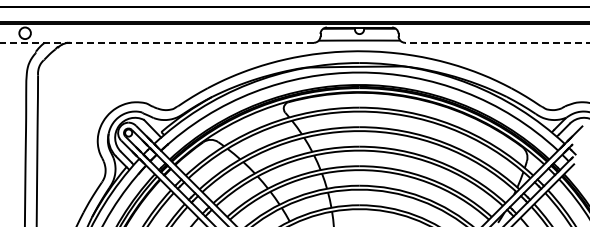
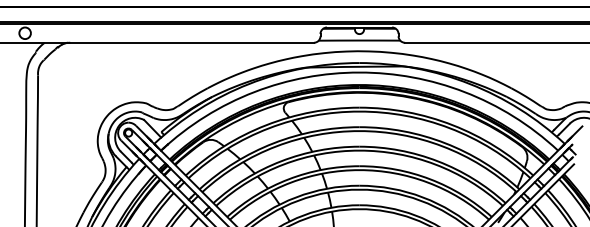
line: dashed -> solid (157, 42)
line: dashed -> solid (496, 42)
